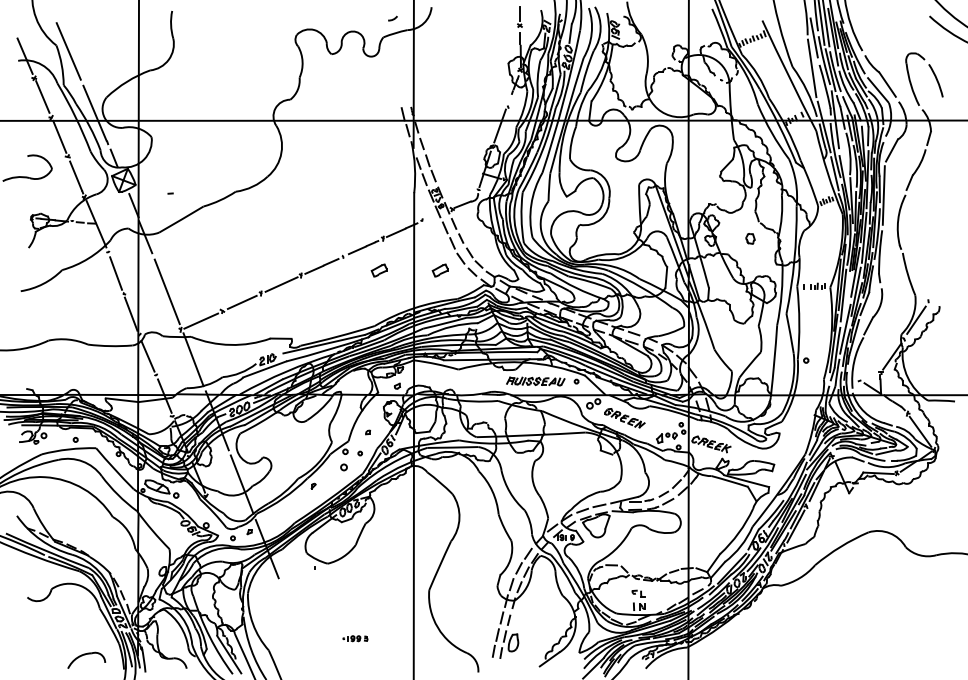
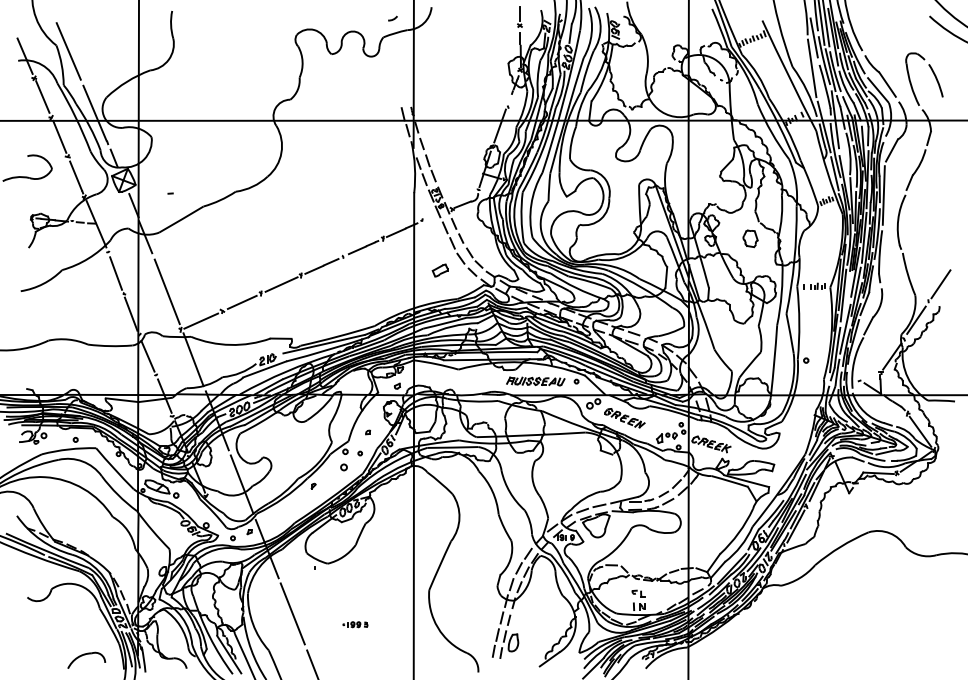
part size: 11x12 px -> 17x20 px (750, 238)
part: present -> none (378, 270)
line: none -> present (940, 284)
line: none -> present (292, 613)
part position: (355, 638) -> (355, 624) (355, 624)
line: none -> present (312, 663)
